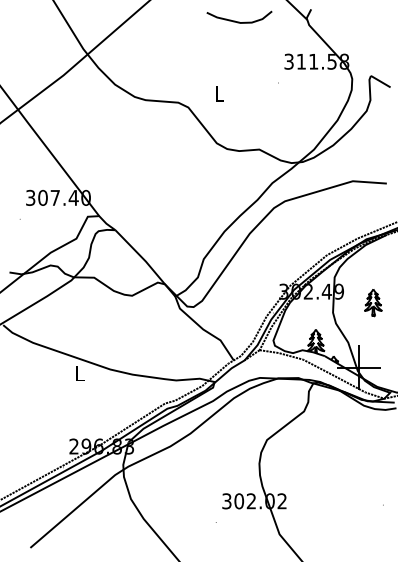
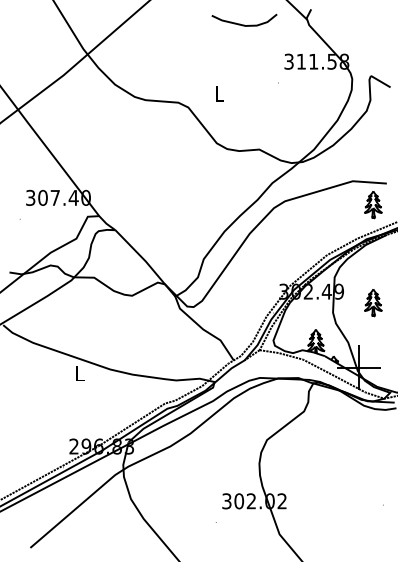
curve position: (239, 21) -> (244, 24) (244, 24)
part: none -> present (373, 205)
